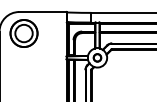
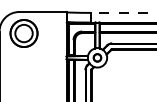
line: solid -> dashed (123, 12)
